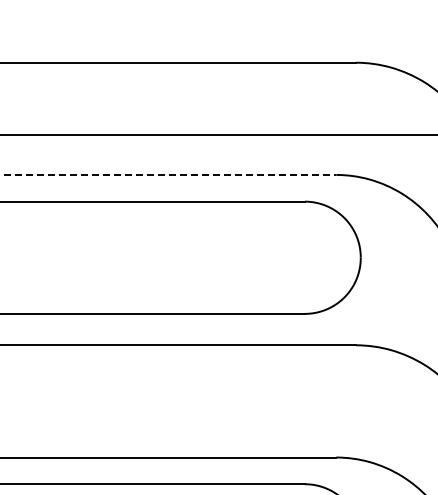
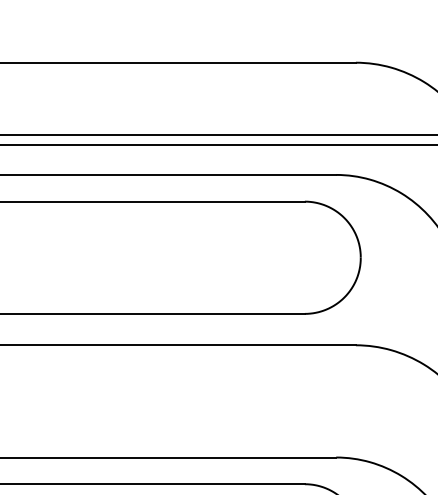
line: none -> present (218, 144)
line: dashed -> solid (168, 174)
